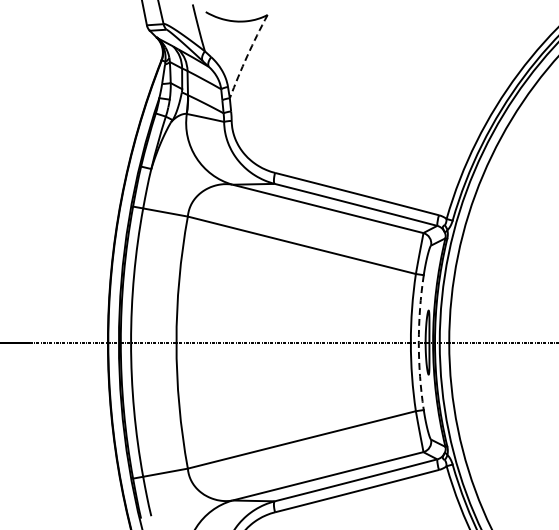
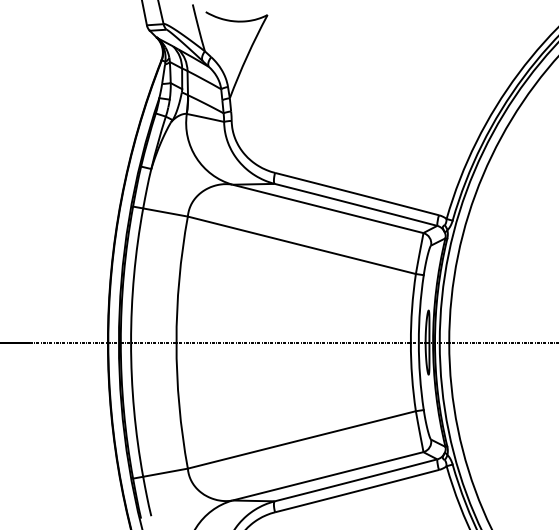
arc: dashed -> solid (247, 56)
arc: dashed -> solid (418, 342)
